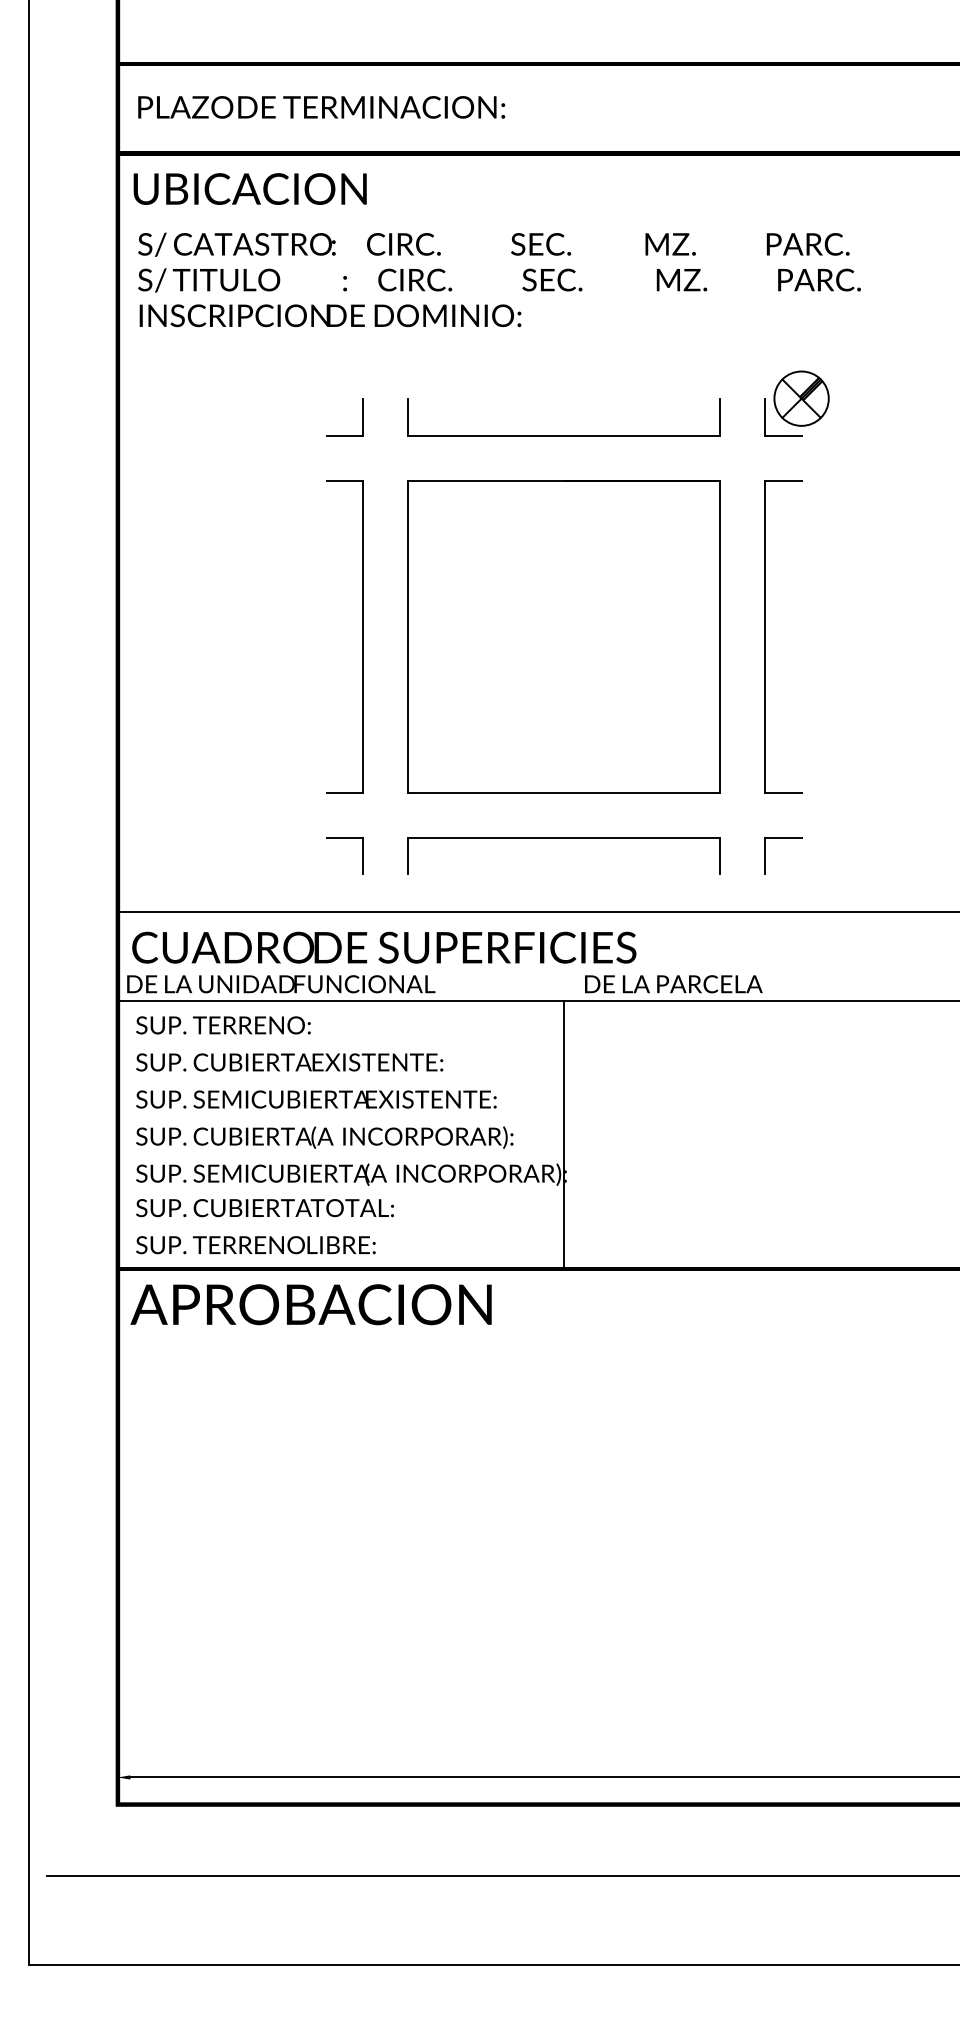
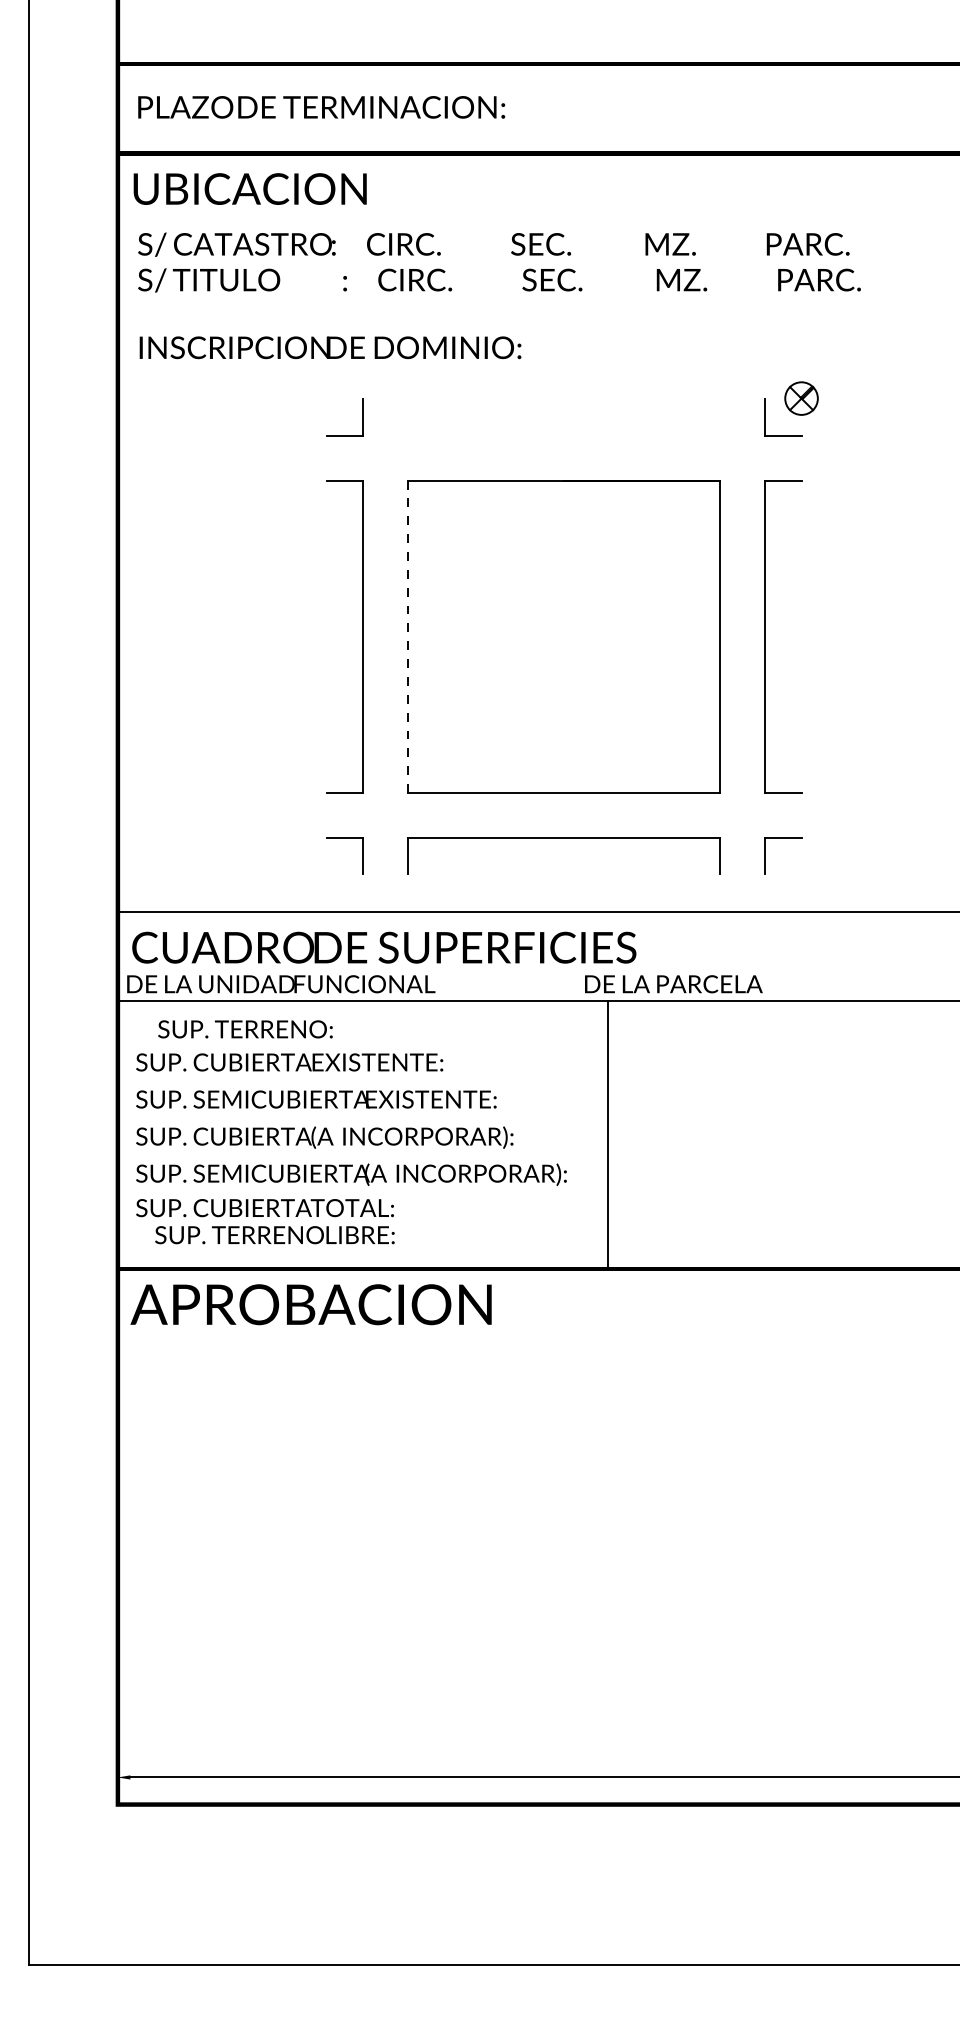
text position: (330, 315) -> (330, 347) (330, 347)
part size: 57x57 px -> 35x35 px (801, 398)
part: present -> none (563, 435)
line: solid -> dashed (407, 637)
text position: (223, 1025) -> (245, 1029) (245, 1029)
line position: (564, 1135) -> (608, 1135) (608, 1135)
text position: (255, 1245) -> (274, 1235) (274, 1235)
line: present -> none (501, 1875)
